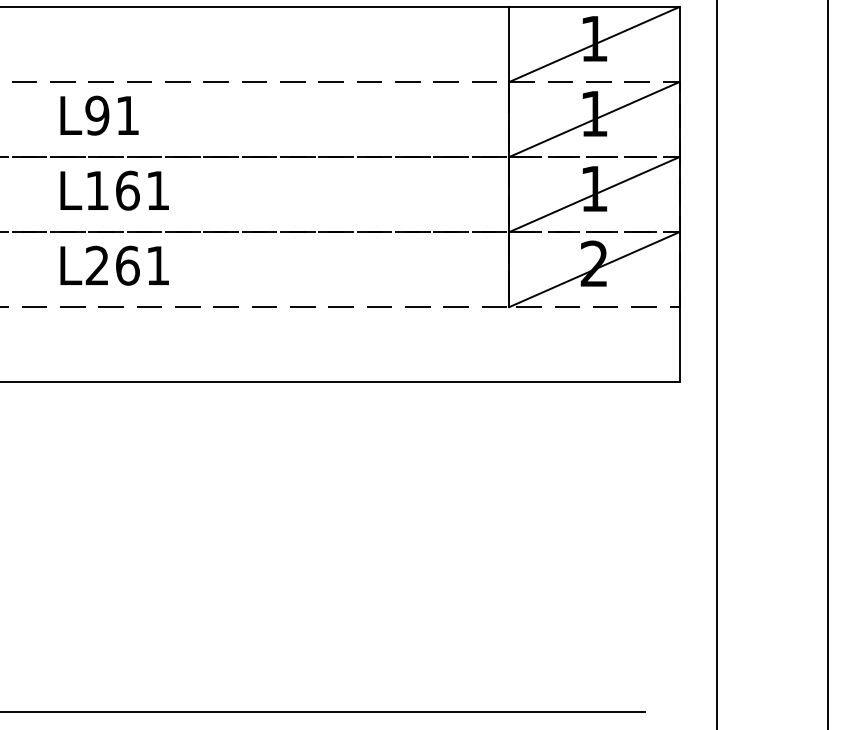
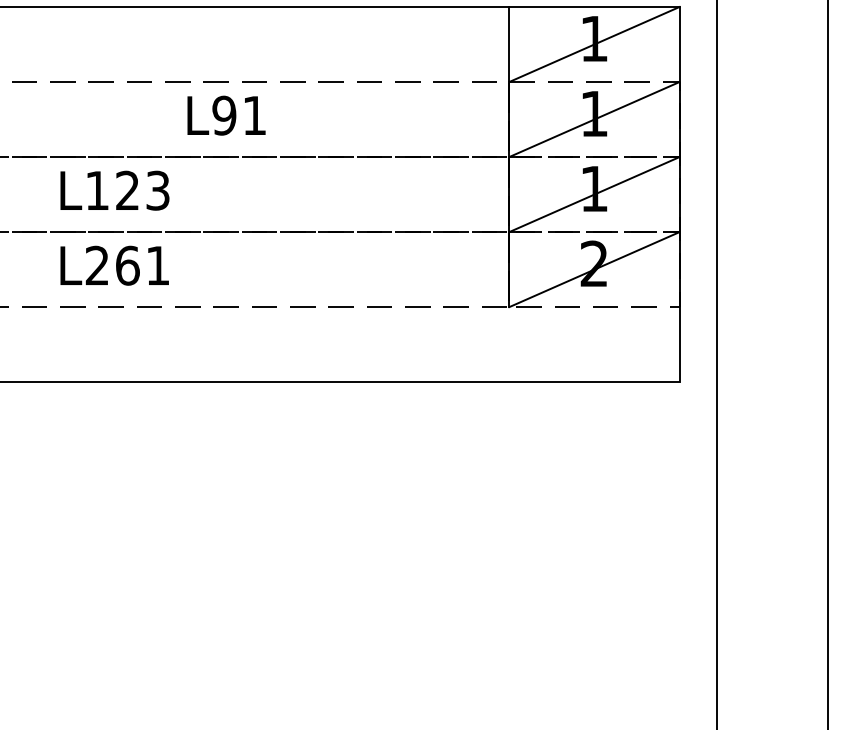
text position: (99, 115) -> (226, 115) (226, 115)
text: L161 -> L123 (142, 190)
line: present -> none (323, 711)
